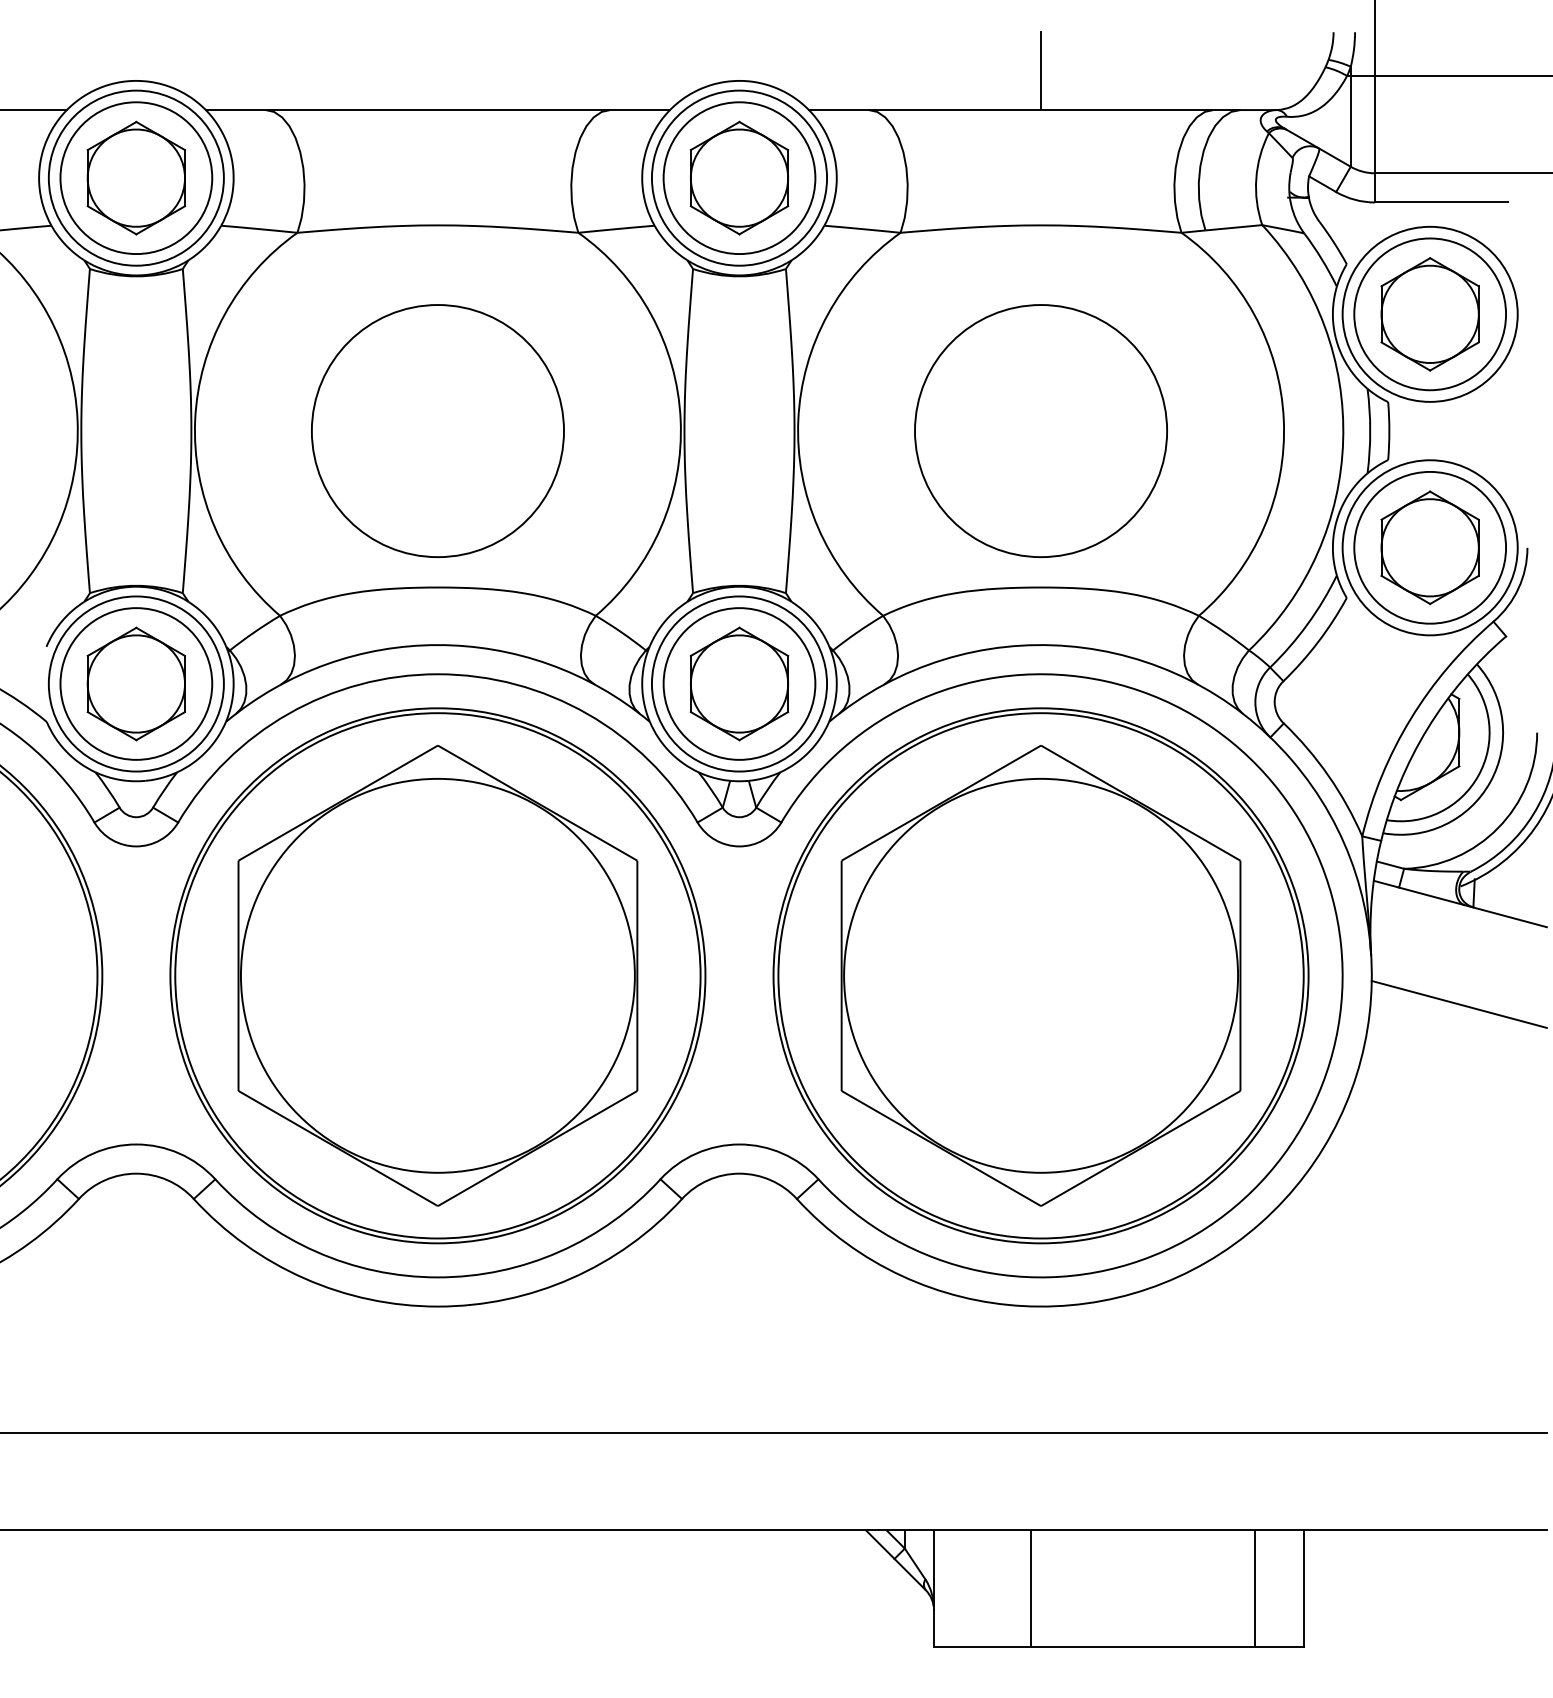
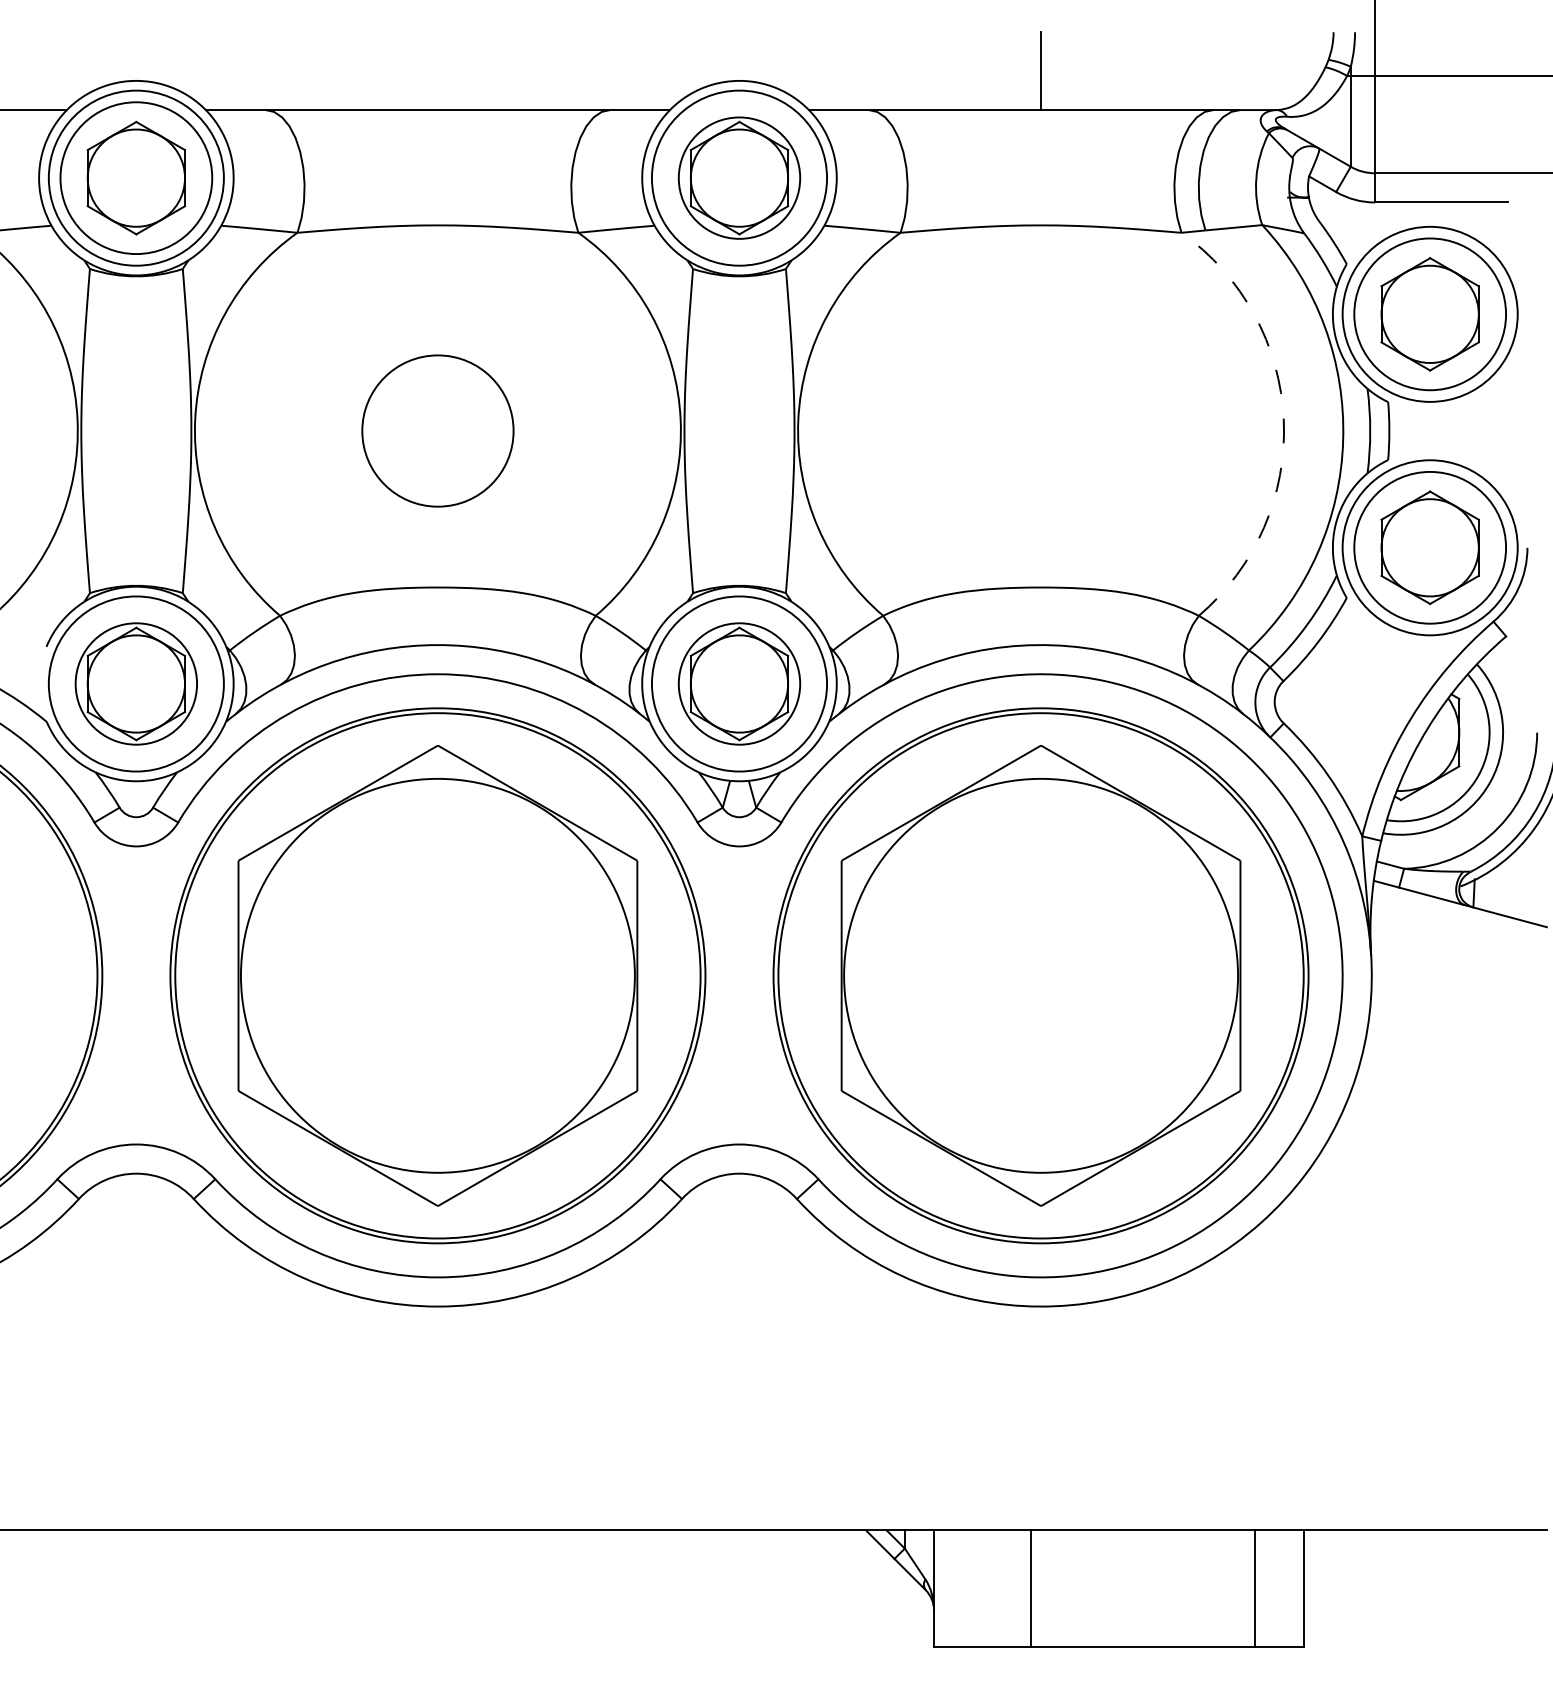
circle diameter: 152 px -> 121 px (739, 177)
arc: solid -> dashed (1283, 420)
circle size: 254x254 px -> 154x154 px (437, 430)
circle: present -> none (1040, 430)
circle diameter: 152 px -> 121 px (136, 683)
circle diameter: 152 px -> 121 px (739, 683)
line: present -> none (1458, 1003)
line: present -> none (774, 1433)
